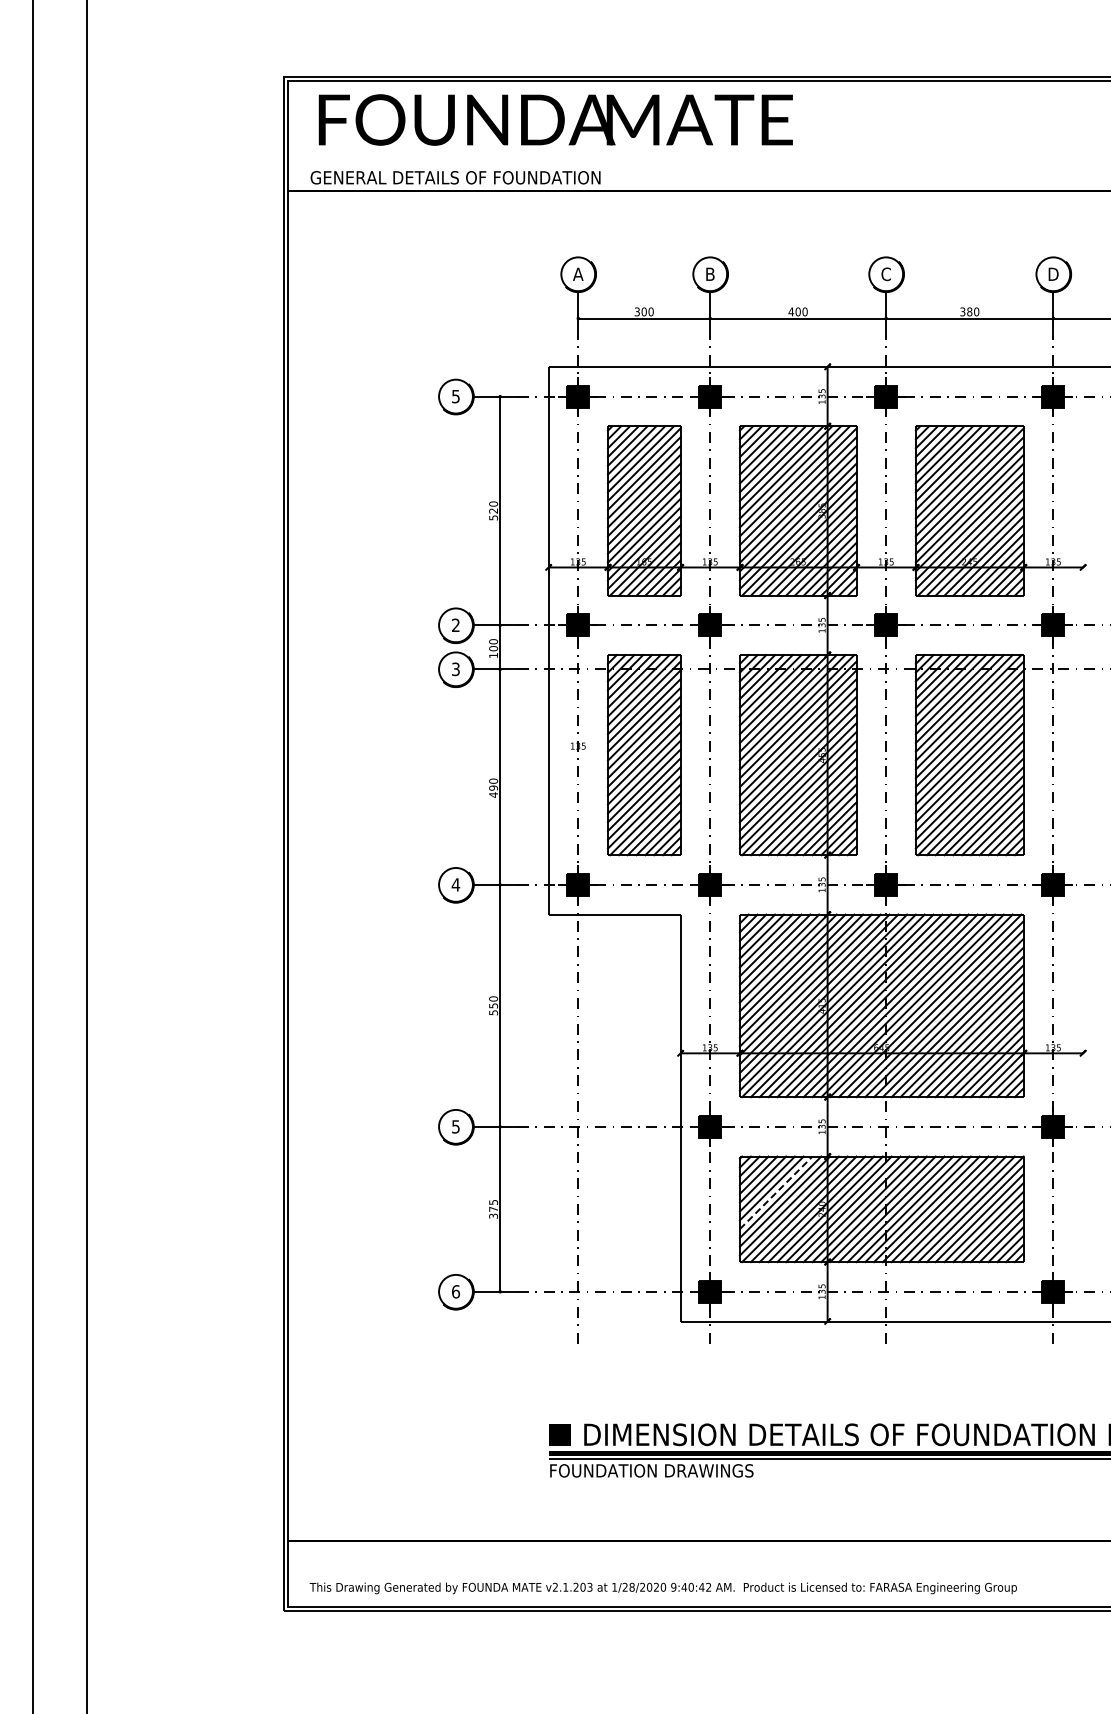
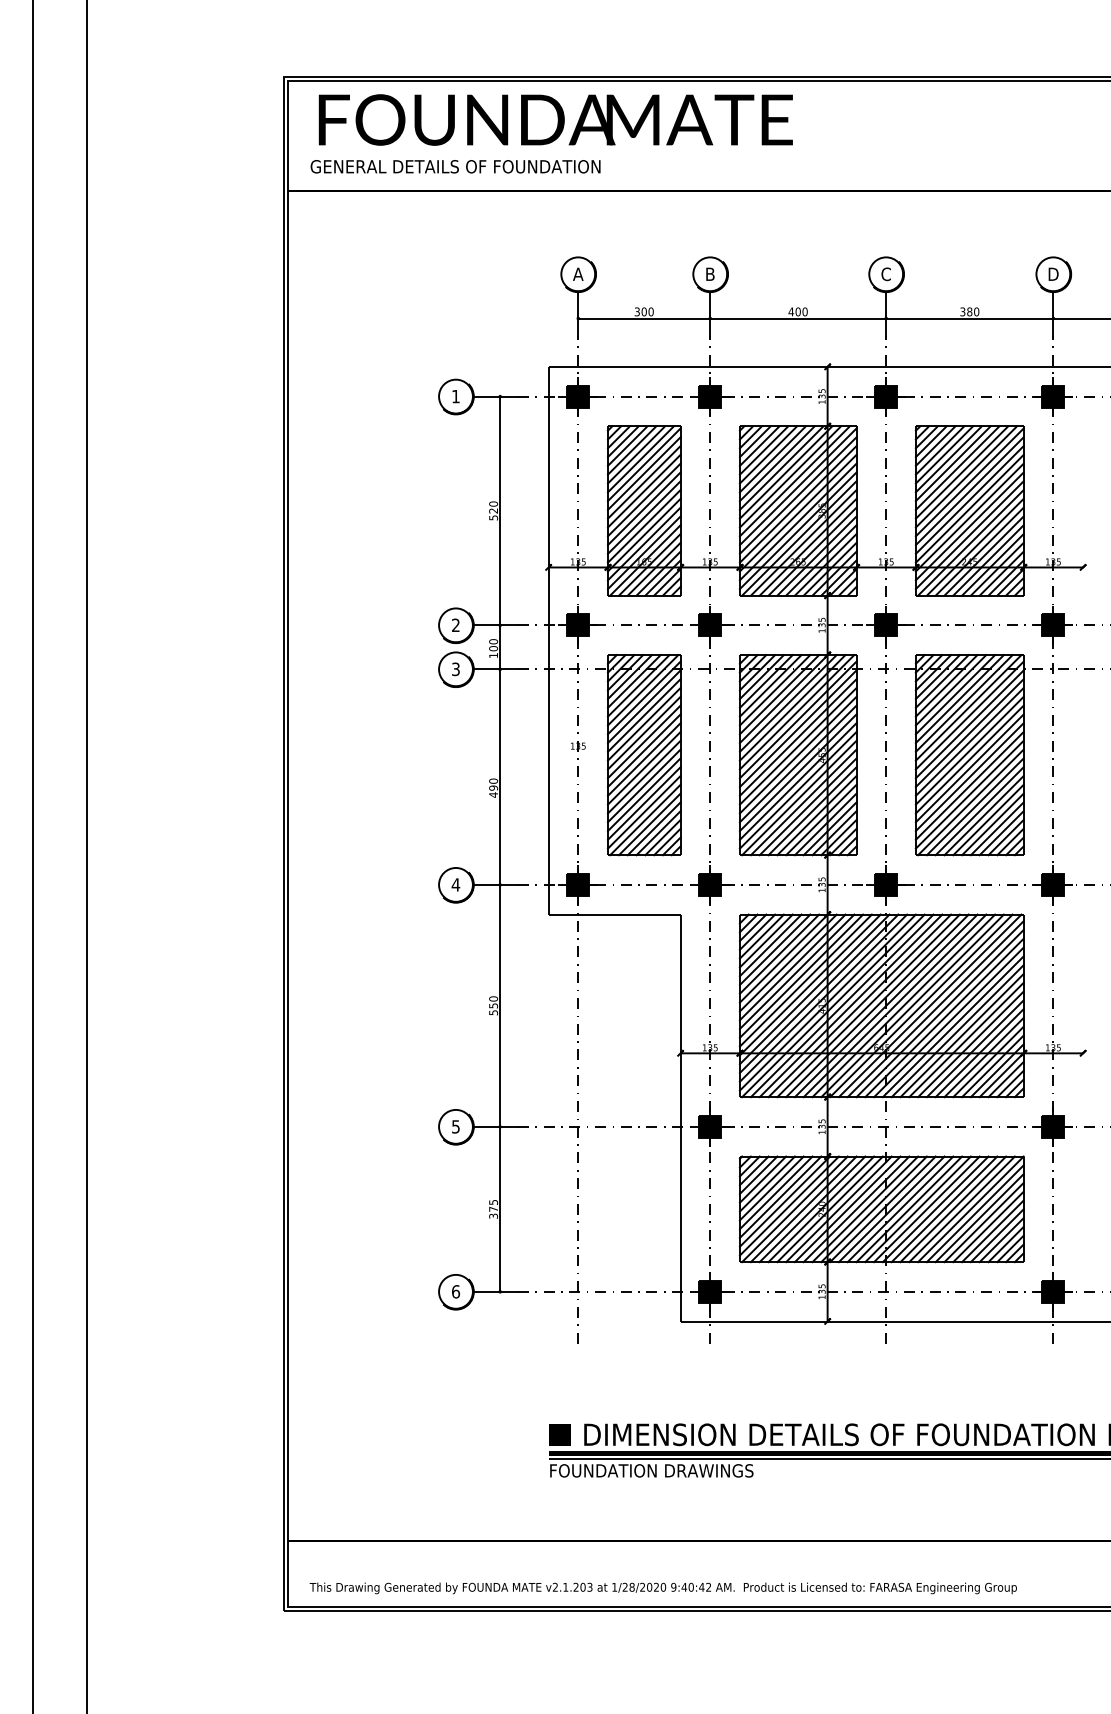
text position: (455, 177) -> (455, 166) (455, 166)
text: 5 -> 1 (455, 396)
line: dashed -> solid (776, 1192)
